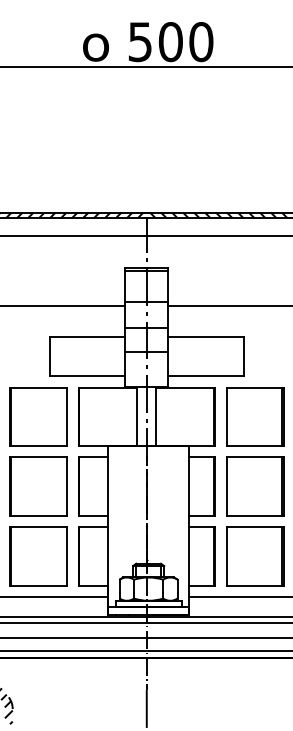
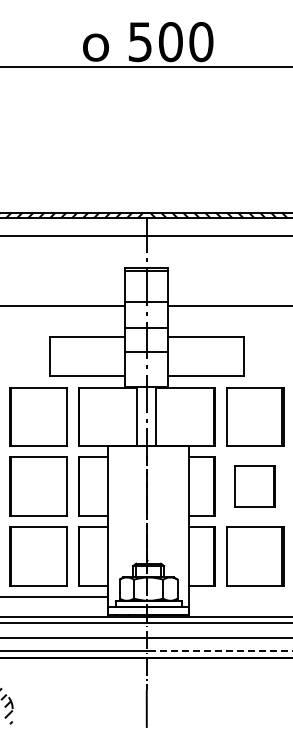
part size: 59x61 px -> 42x43 px (254, 486)
line: present -> none (239, 597)
line: solid -> dashed (220, 650)
